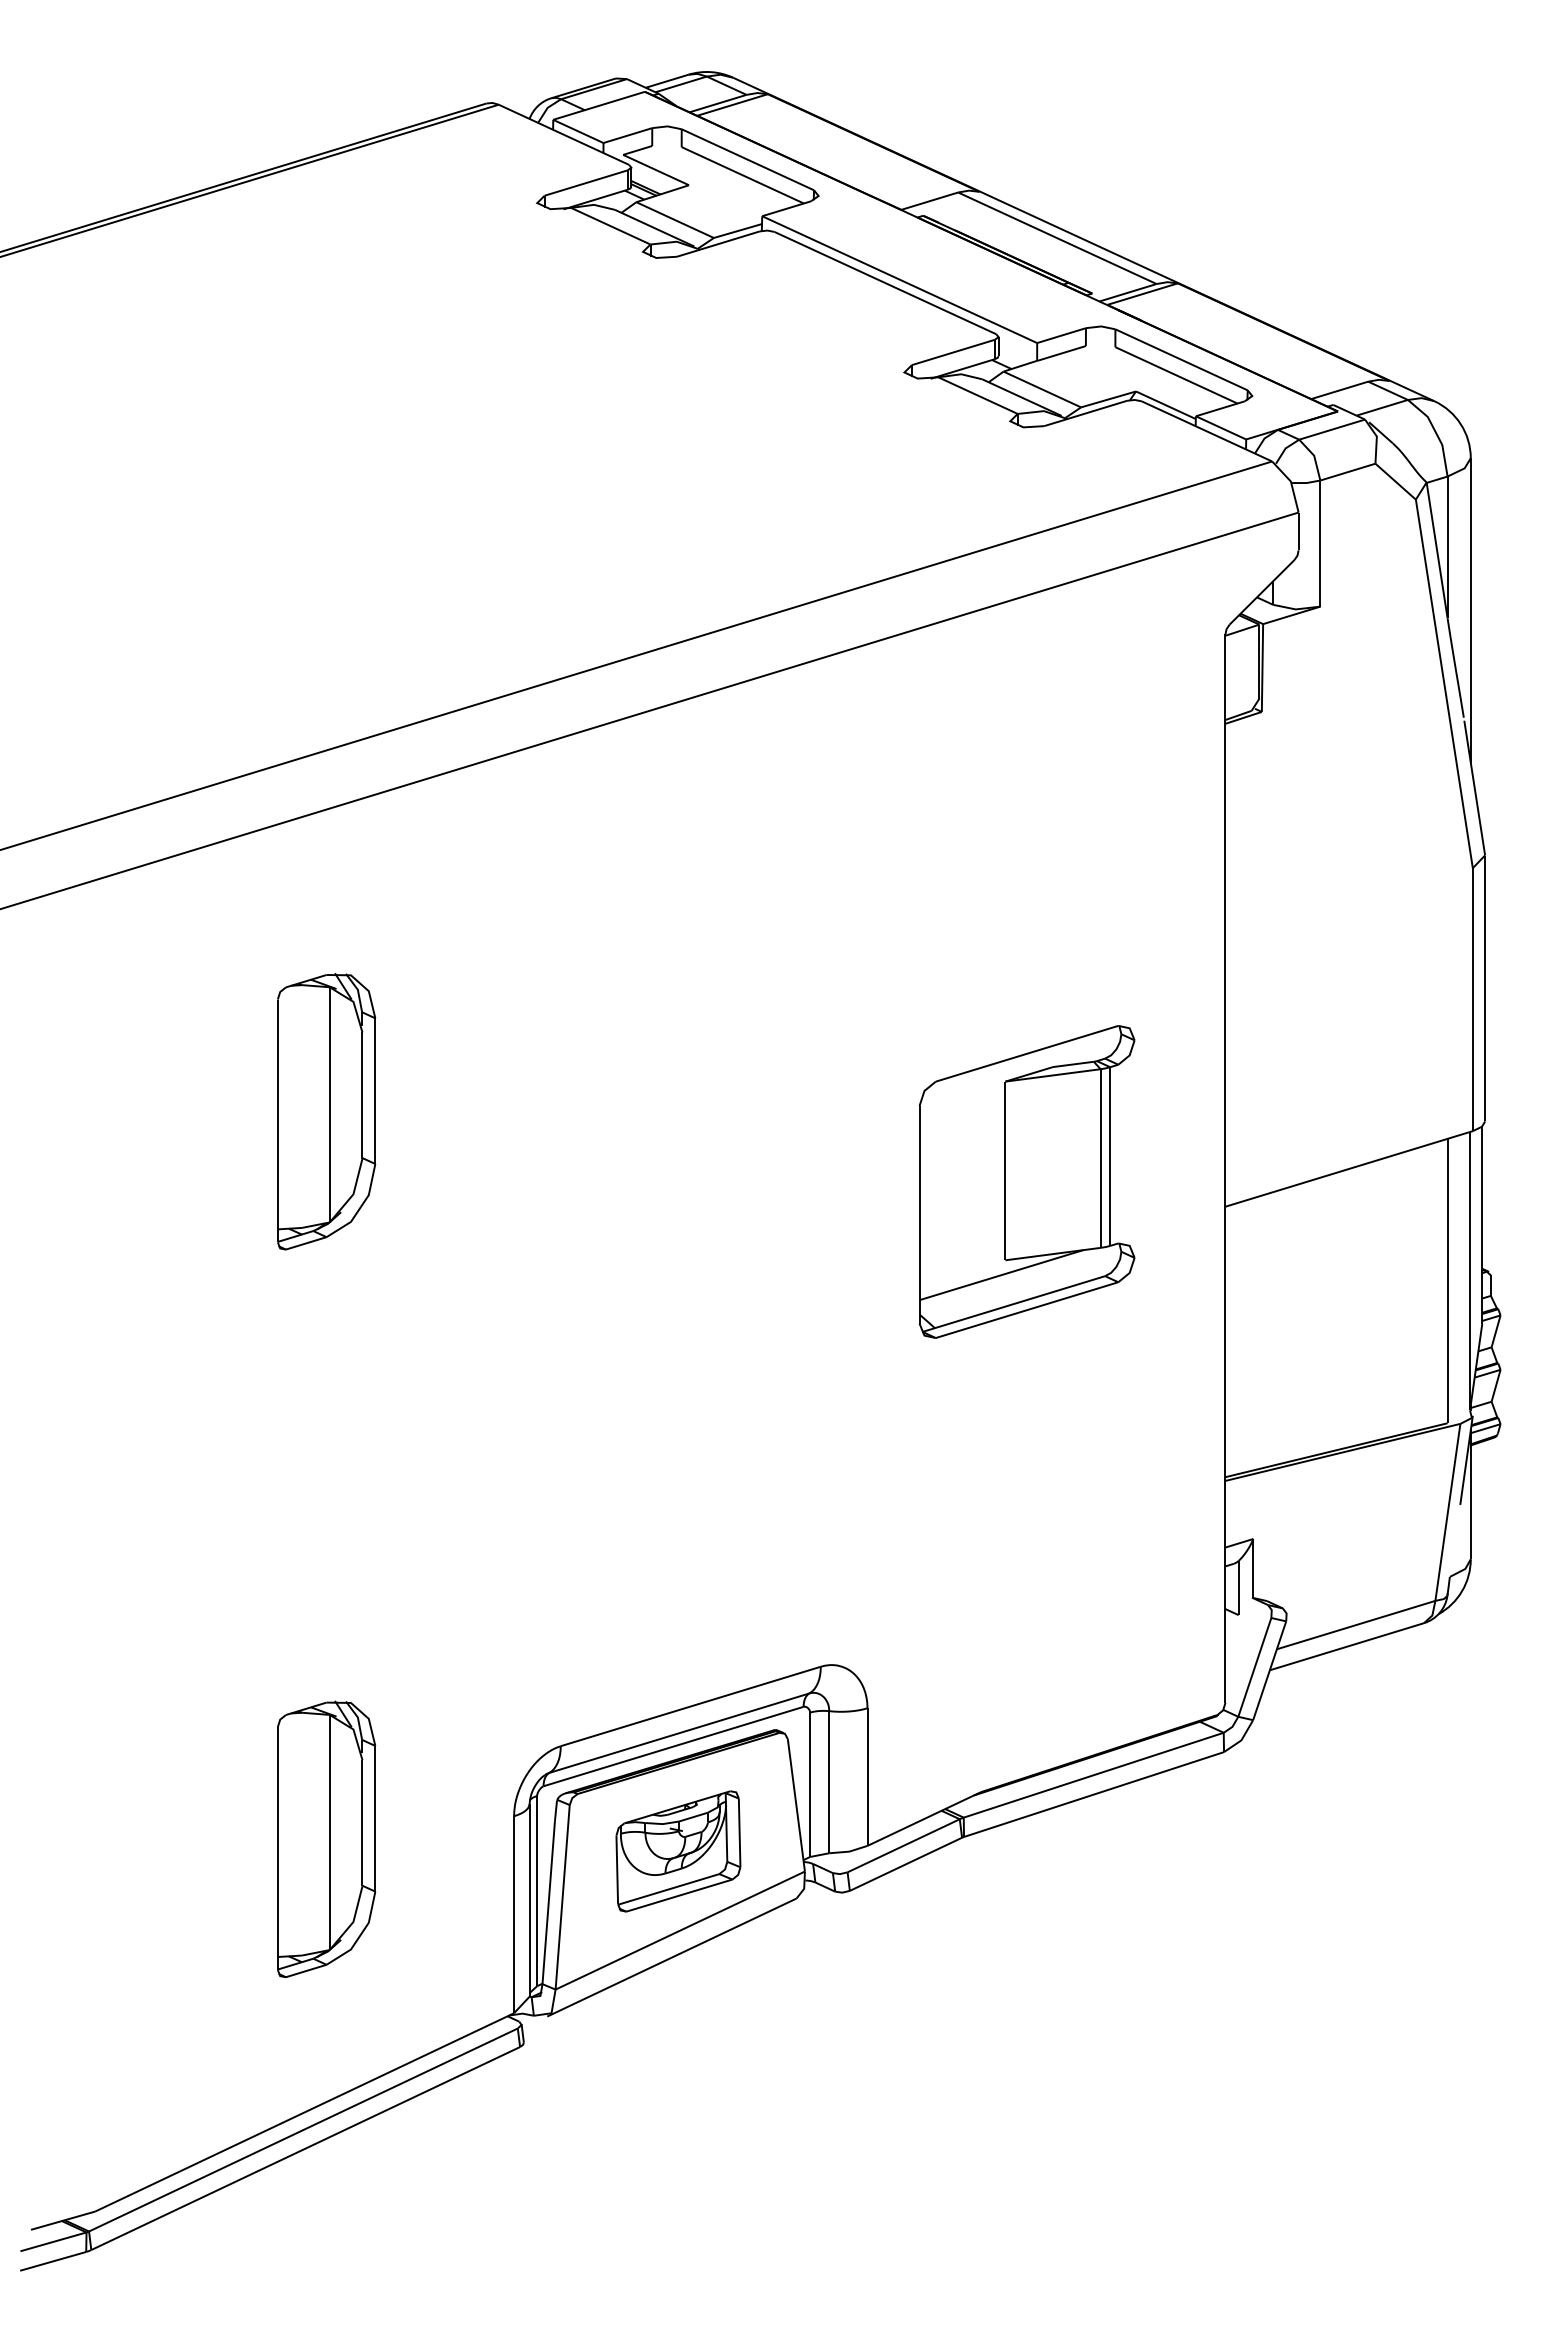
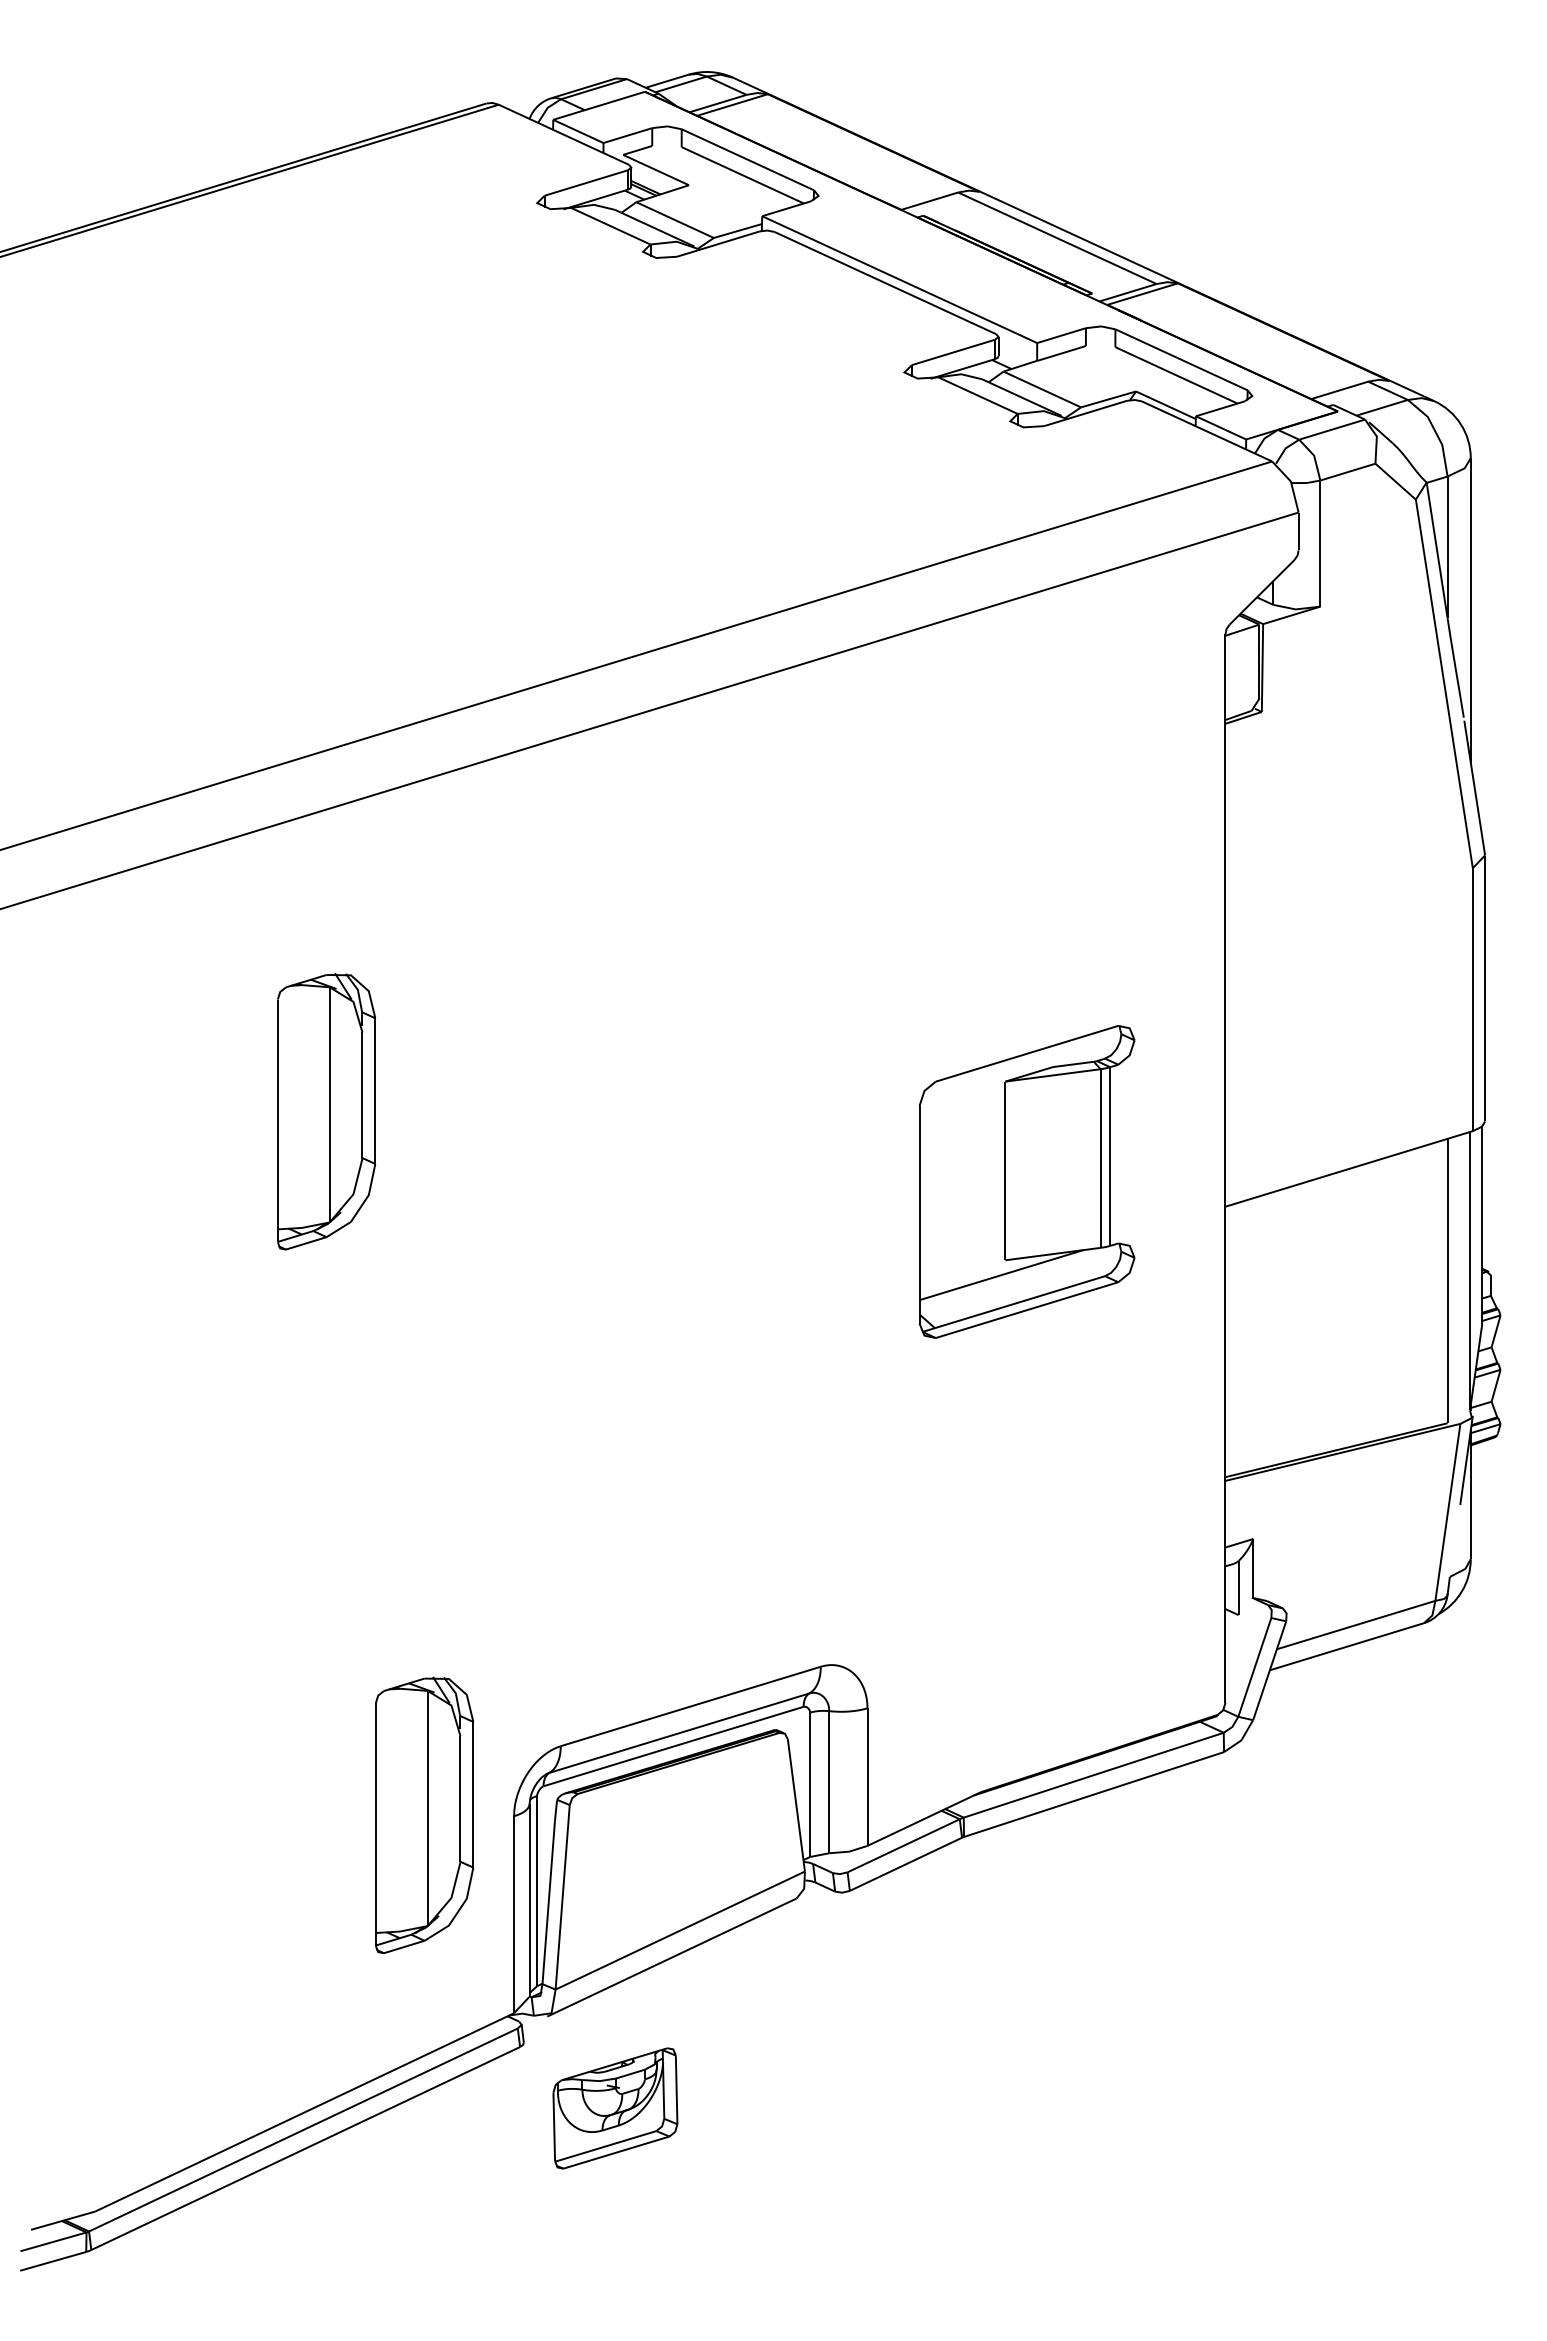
part position: (326, 1838) -> (424, 1814) (424, 1814)
part position: (678, 1851) -> (615, 2108) (615, 2108)
